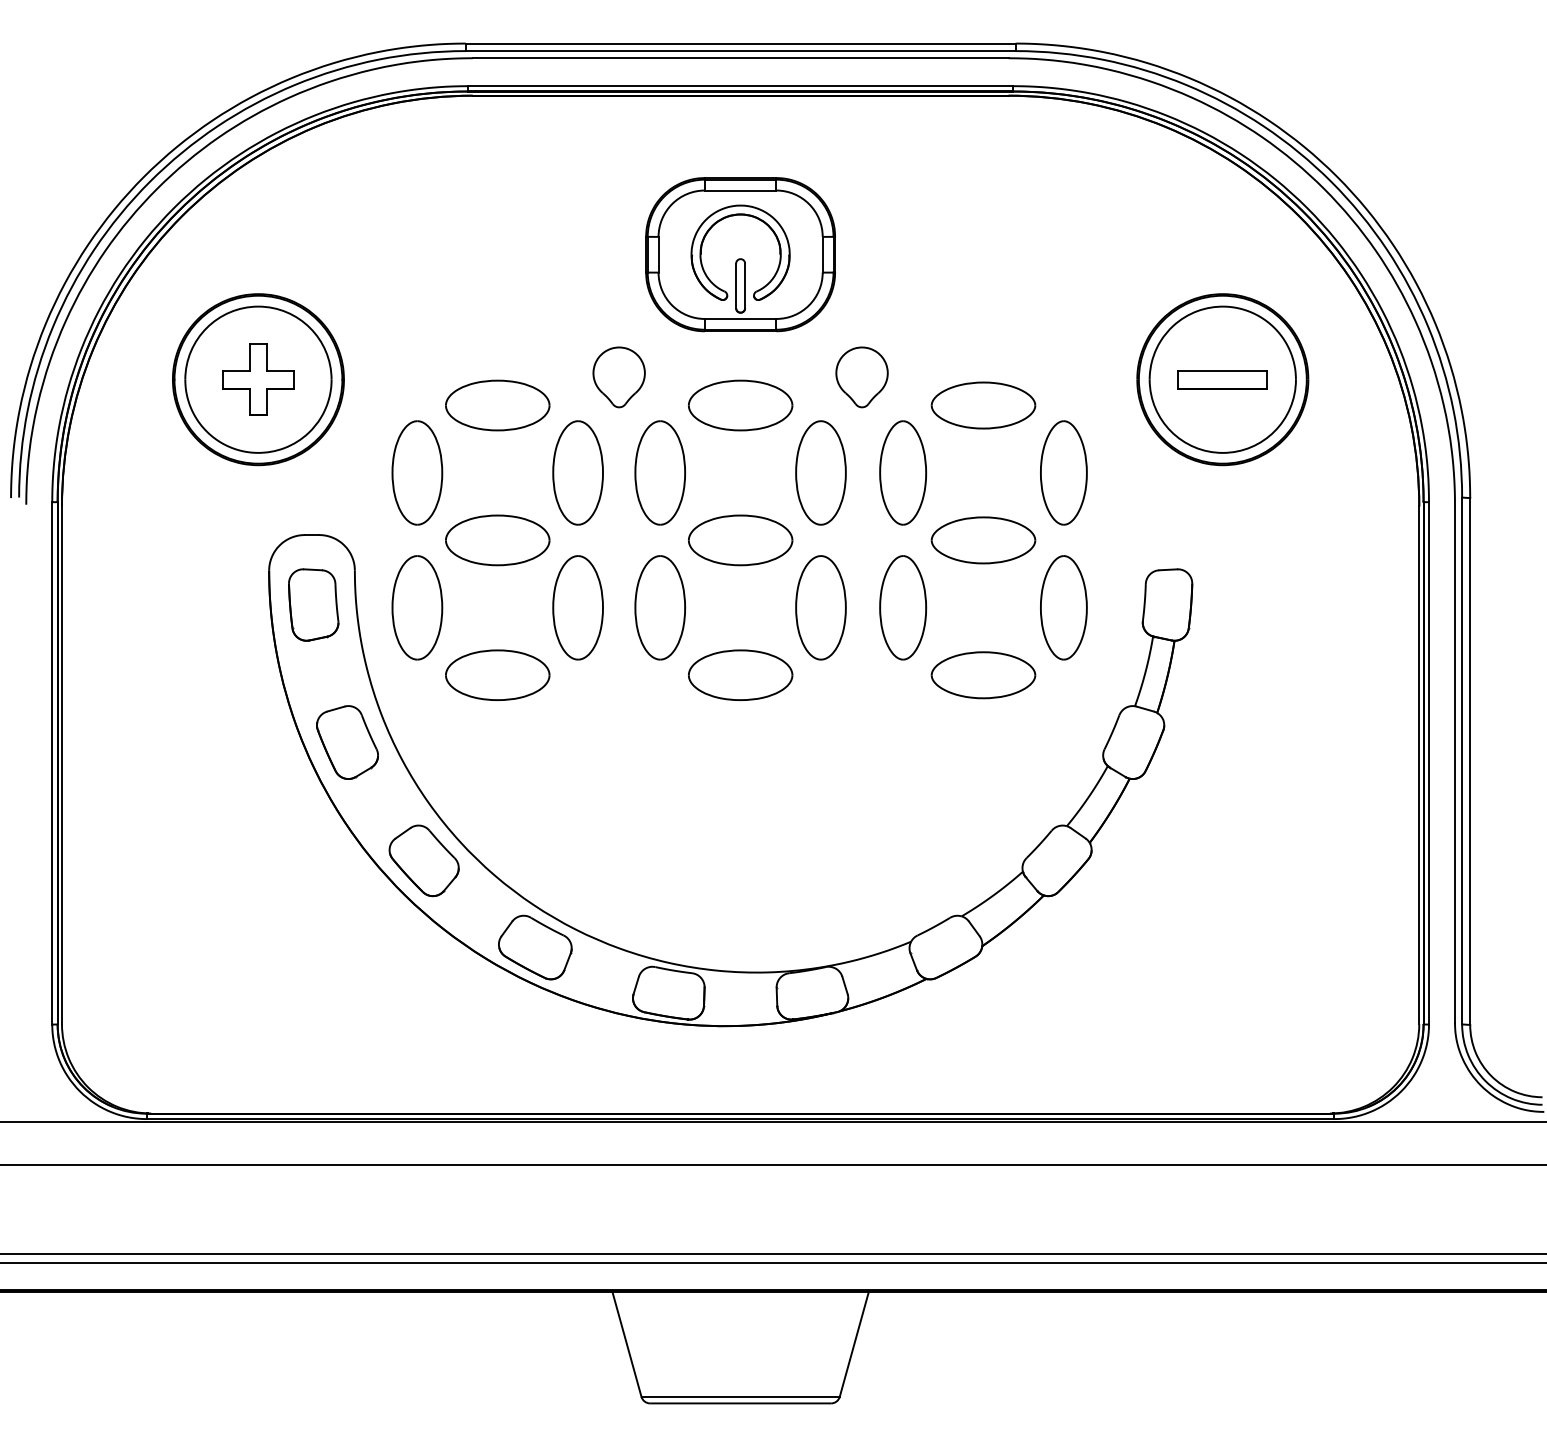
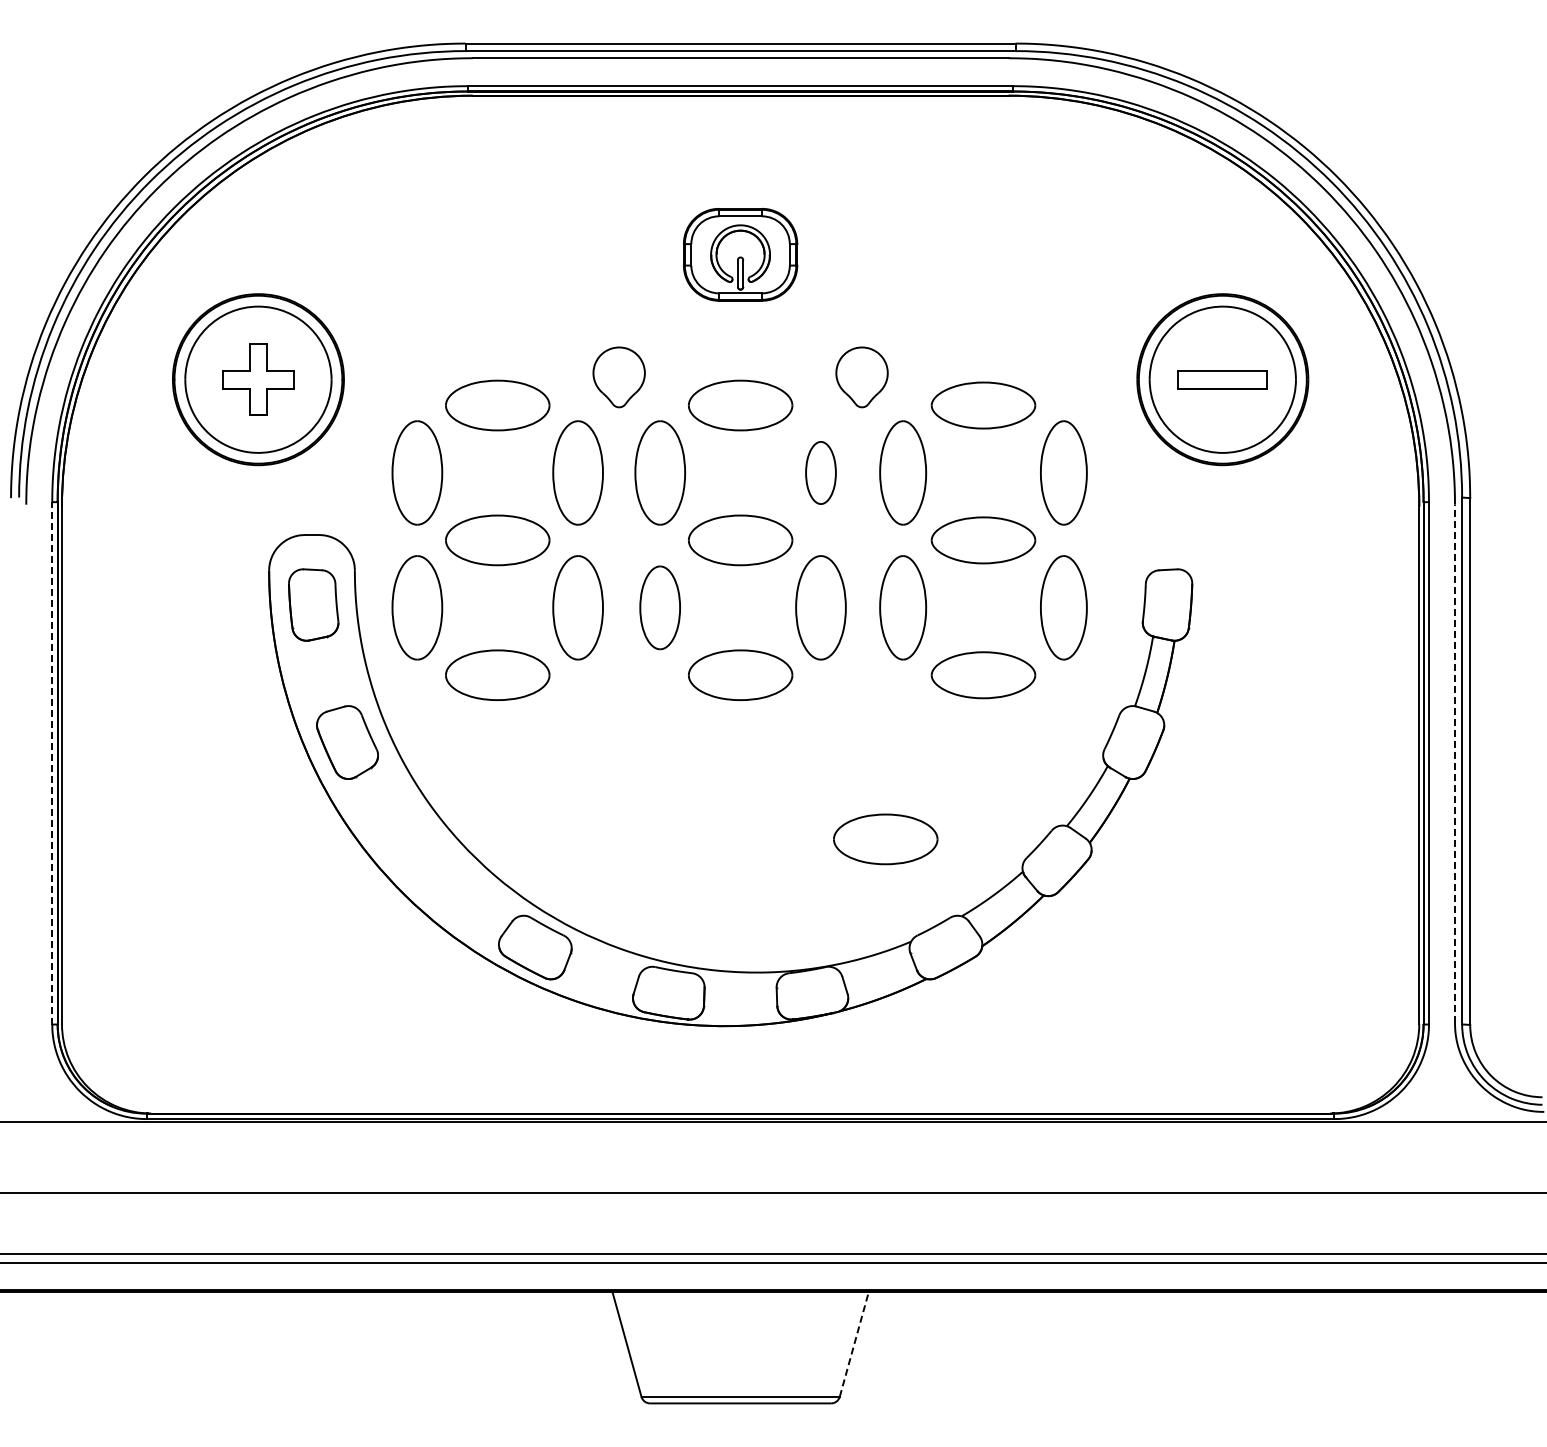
part size: 191x156 px -> 116x94 px (740, 254)
part size: 52x106 px -> 32x64 px (820, 472)
part size: 52x106 px -> 42x86 px (659, 607)
line: solid -> dashed (52, 762)
line: solid -> dashed (1454, 763)
part: none -> present (885, 839)
part: present -> none (423, 860)
line position: (772, 1165) -> (772, 1193) (772, 1193)
line: solid -> dashed (854, 1343)
